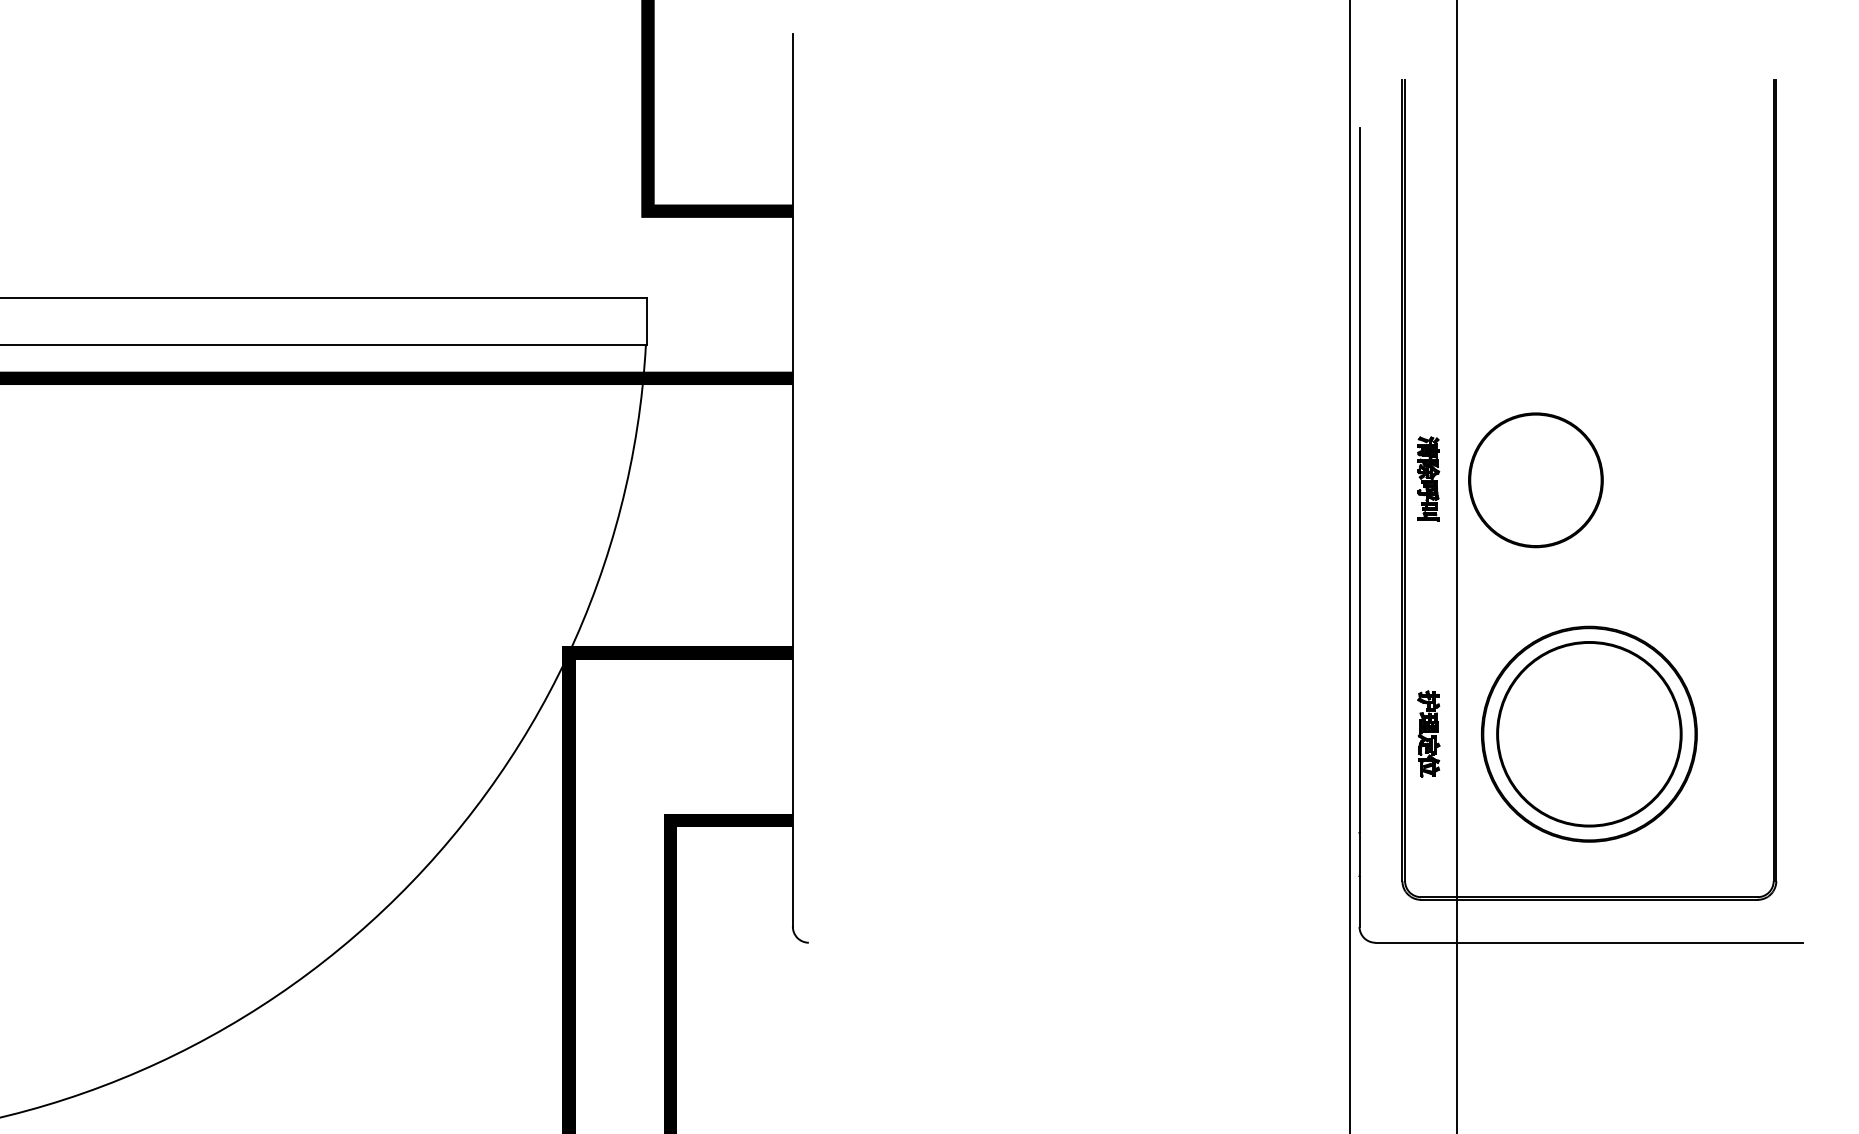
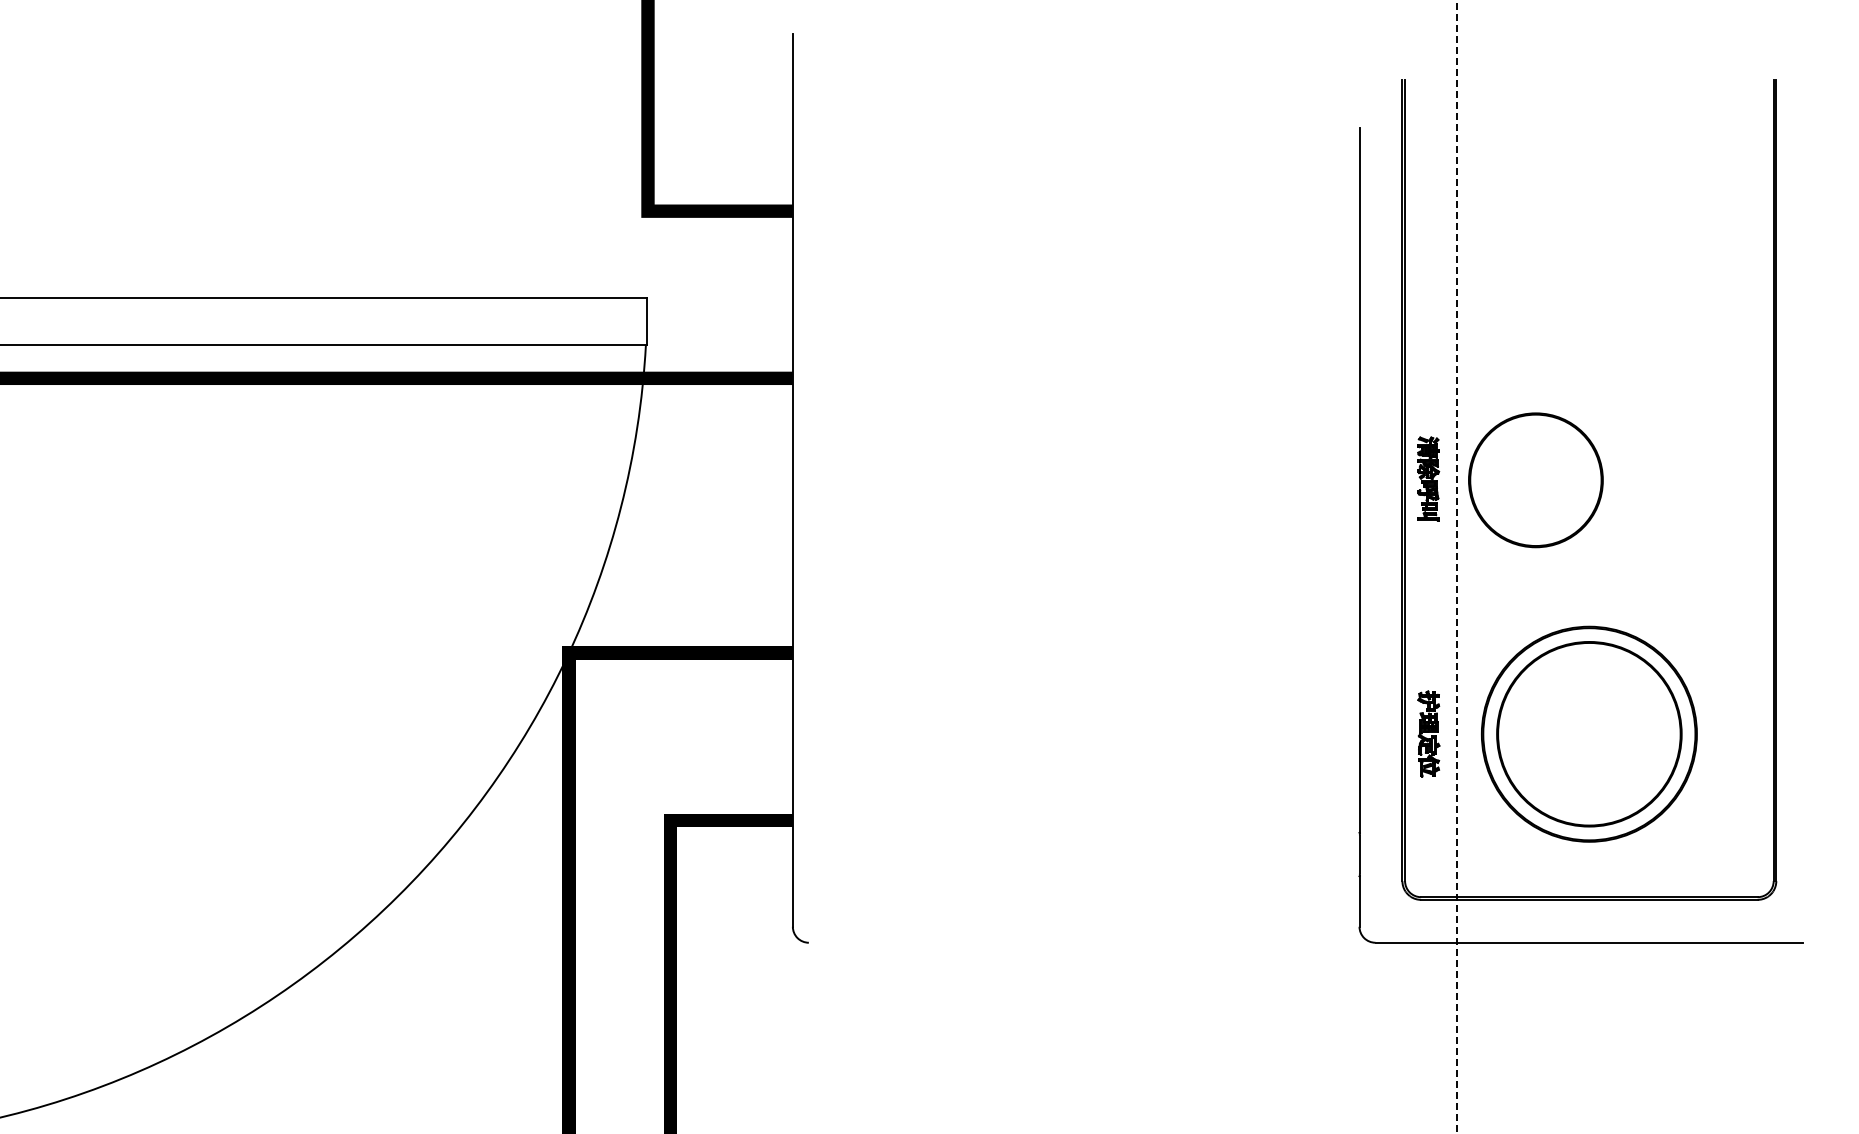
line: present -> none (1350, 566)
line: solid -> dashed (1456, 566)
